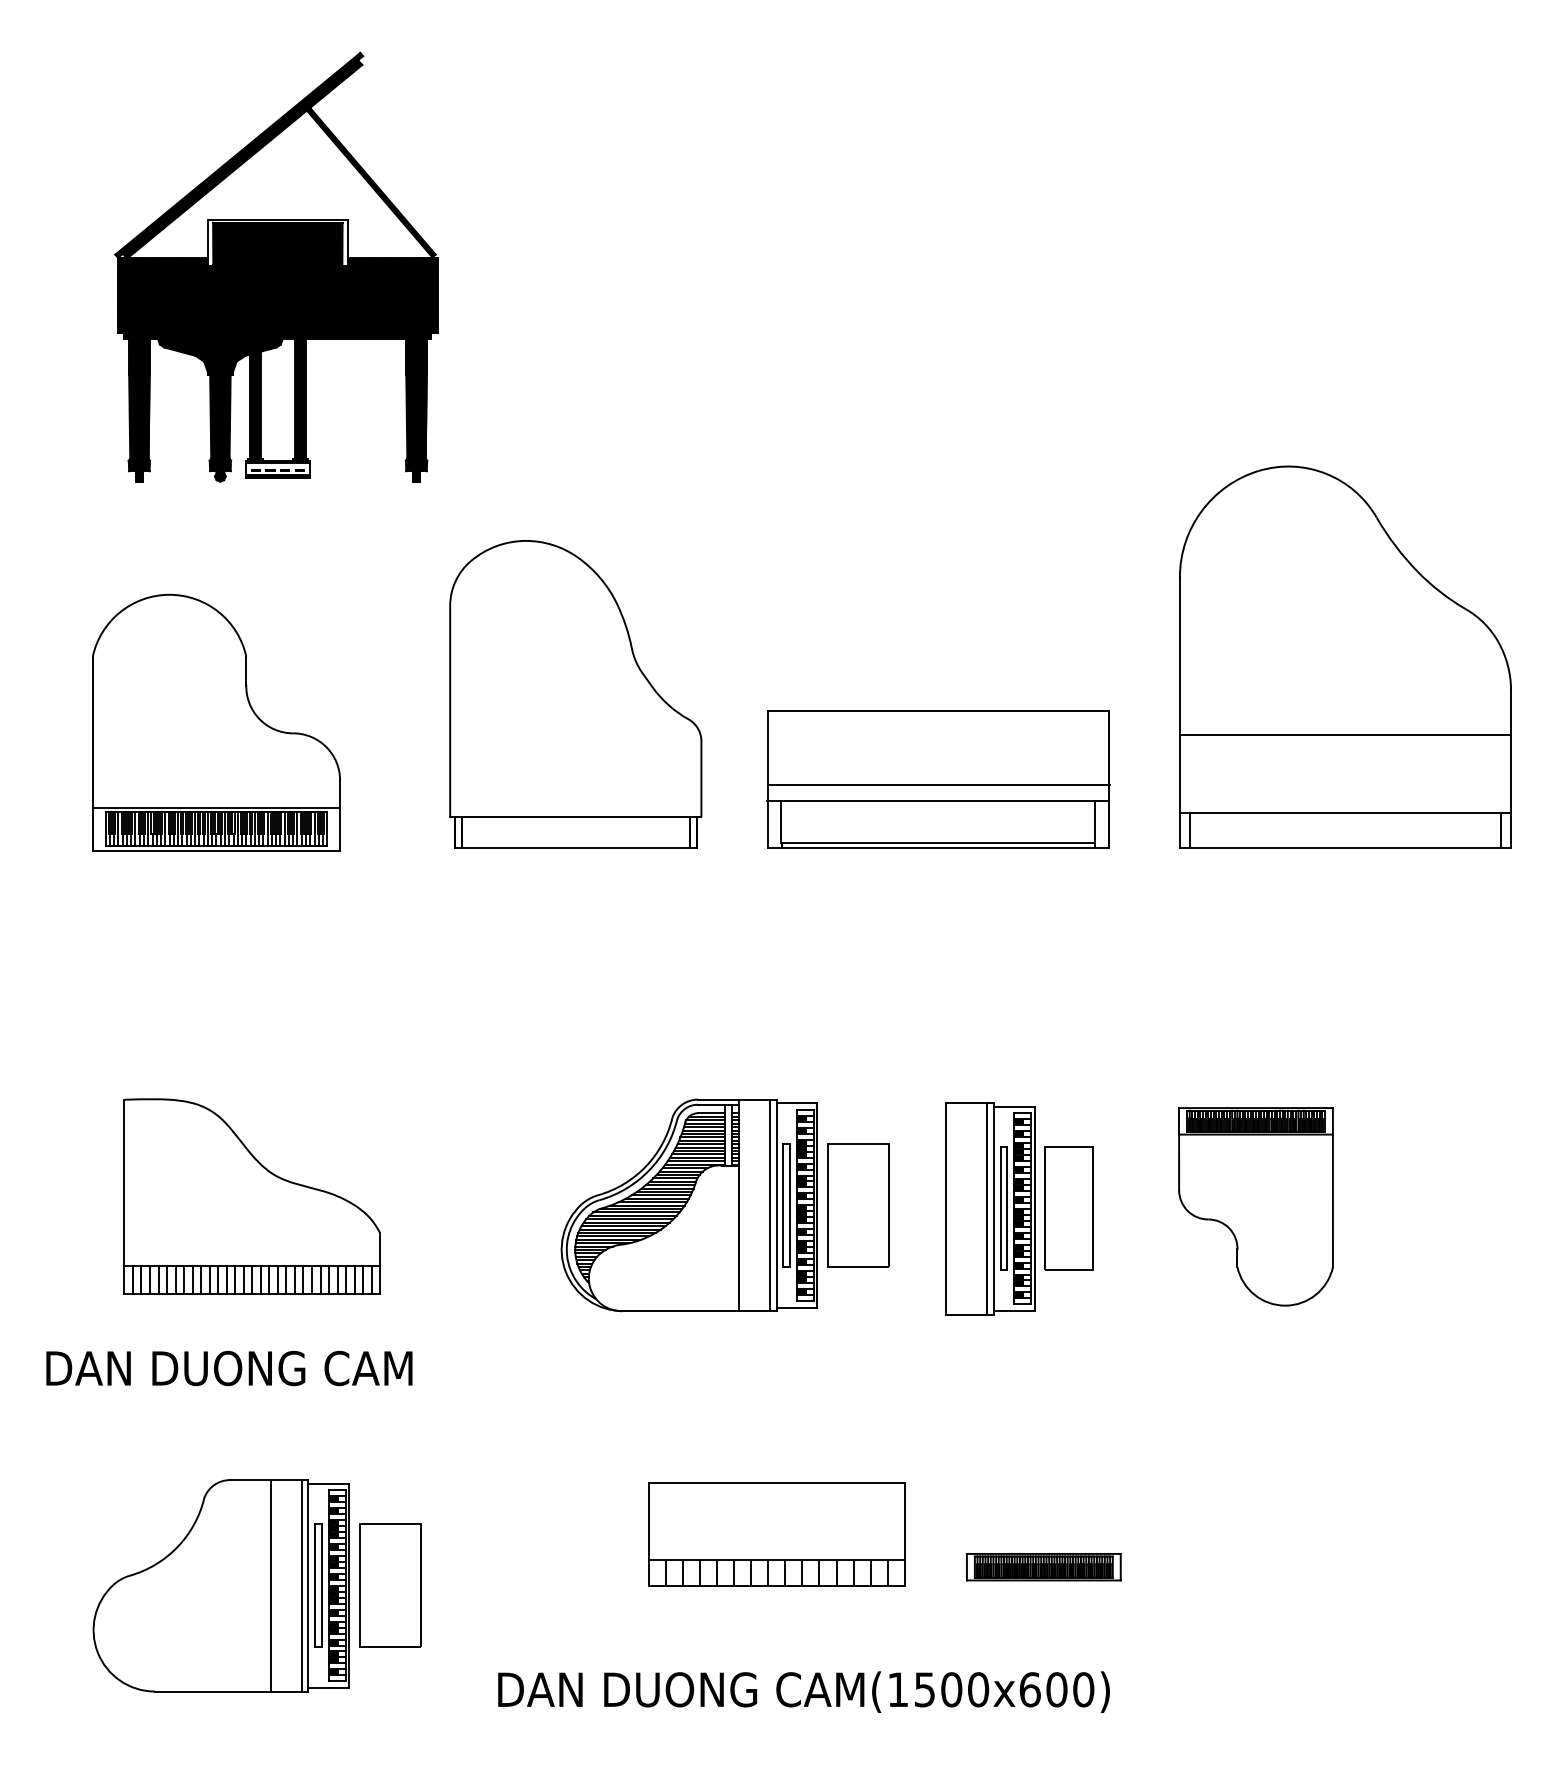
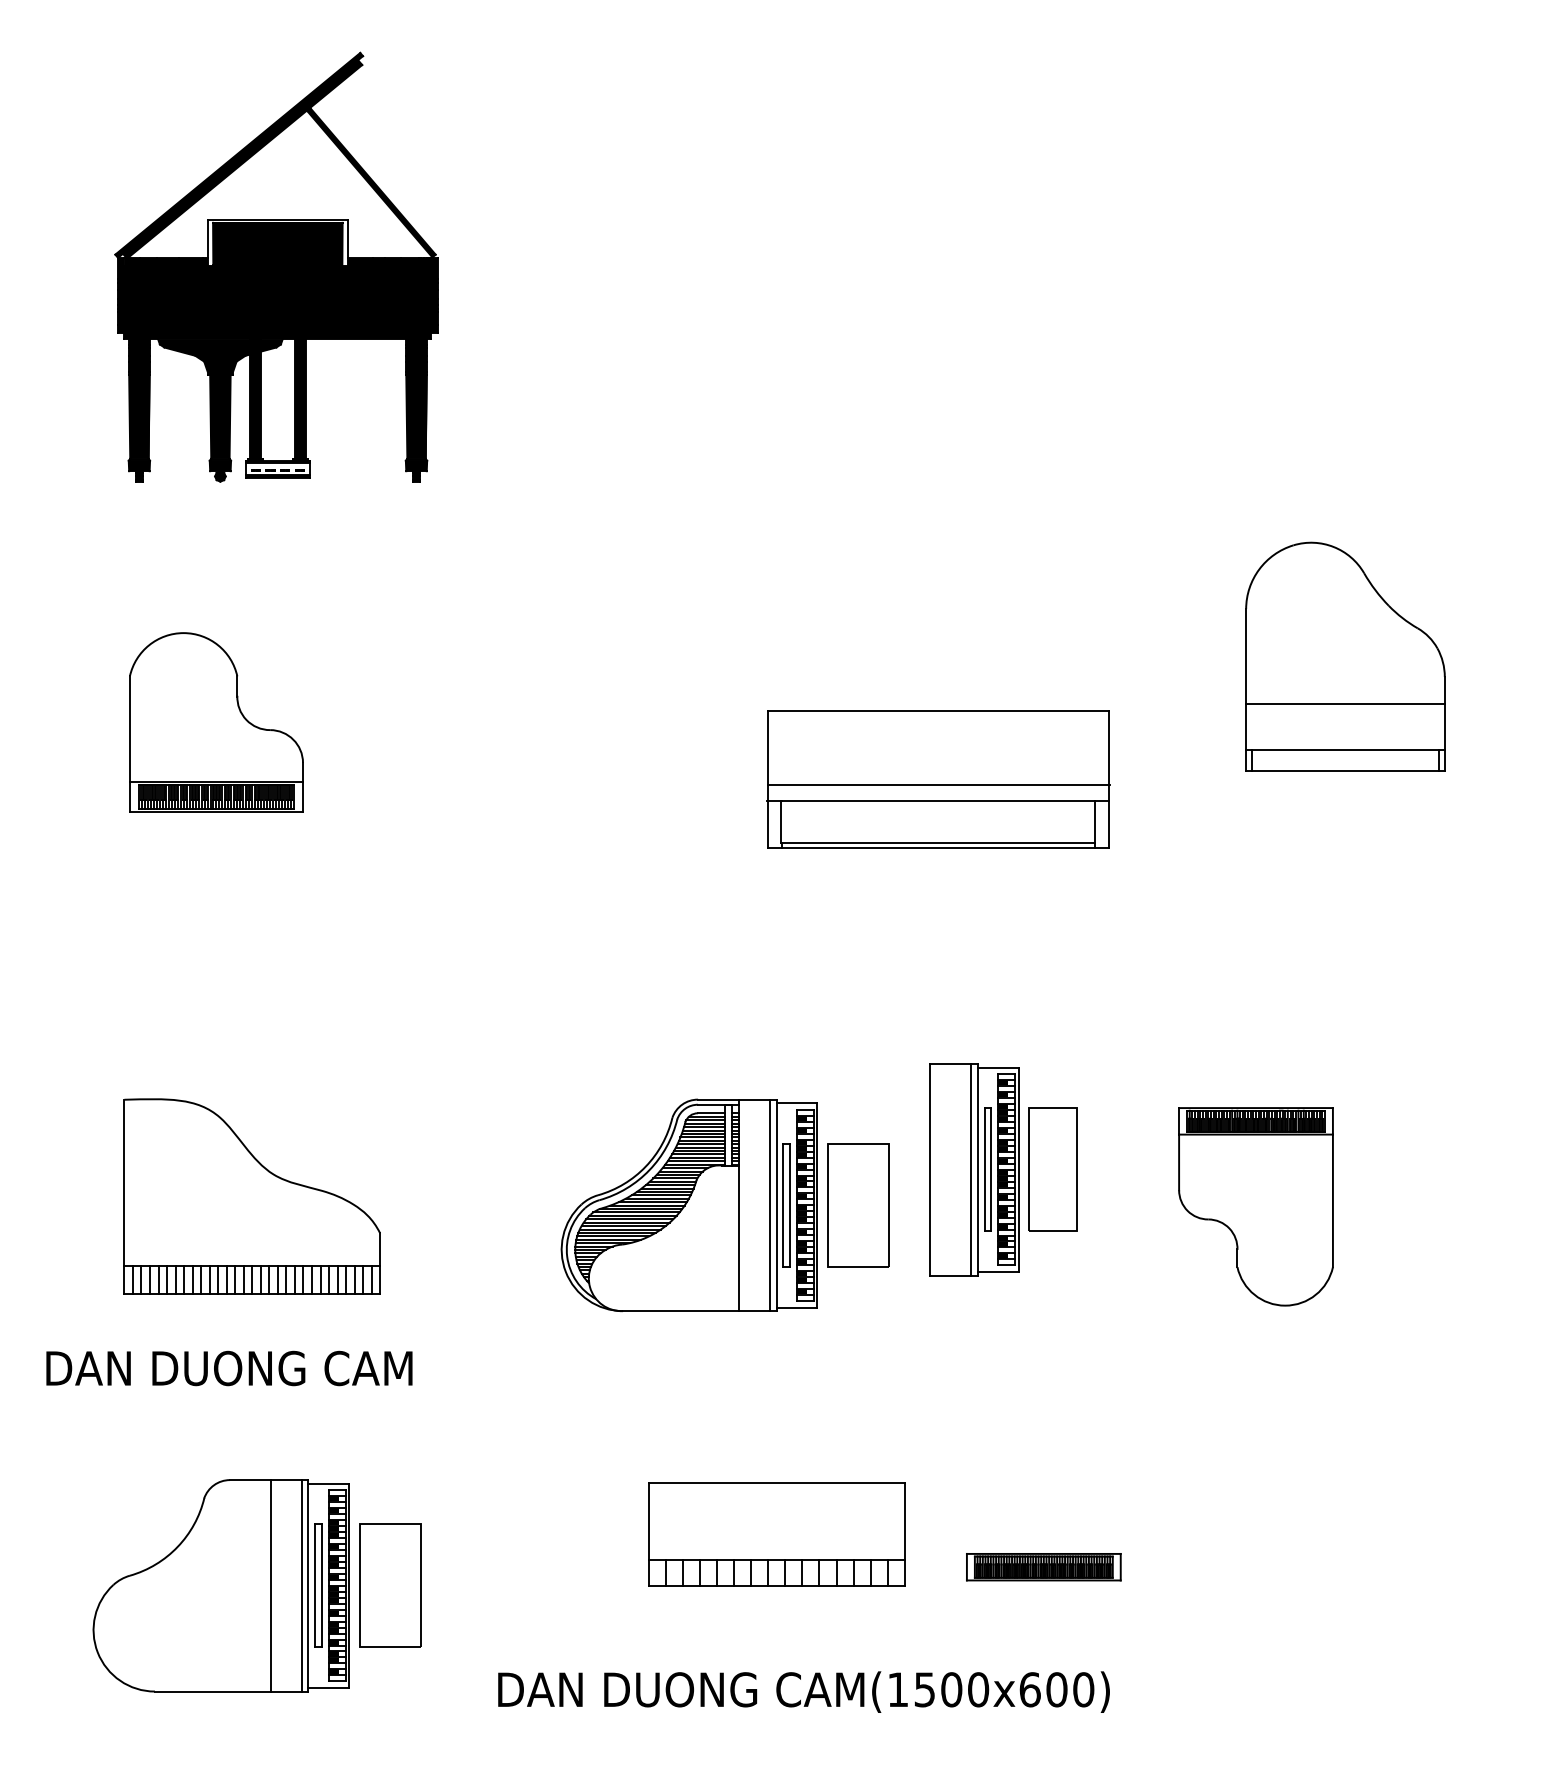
part size: 333x384 px -> 201x231 px (1345, 656)
part: present -> none (575, 694)
part size: 249x259 px -> 175x181 px (216, 722)
part position: (1019, 1208) -> (1003, 1169) (1003, 1169)
